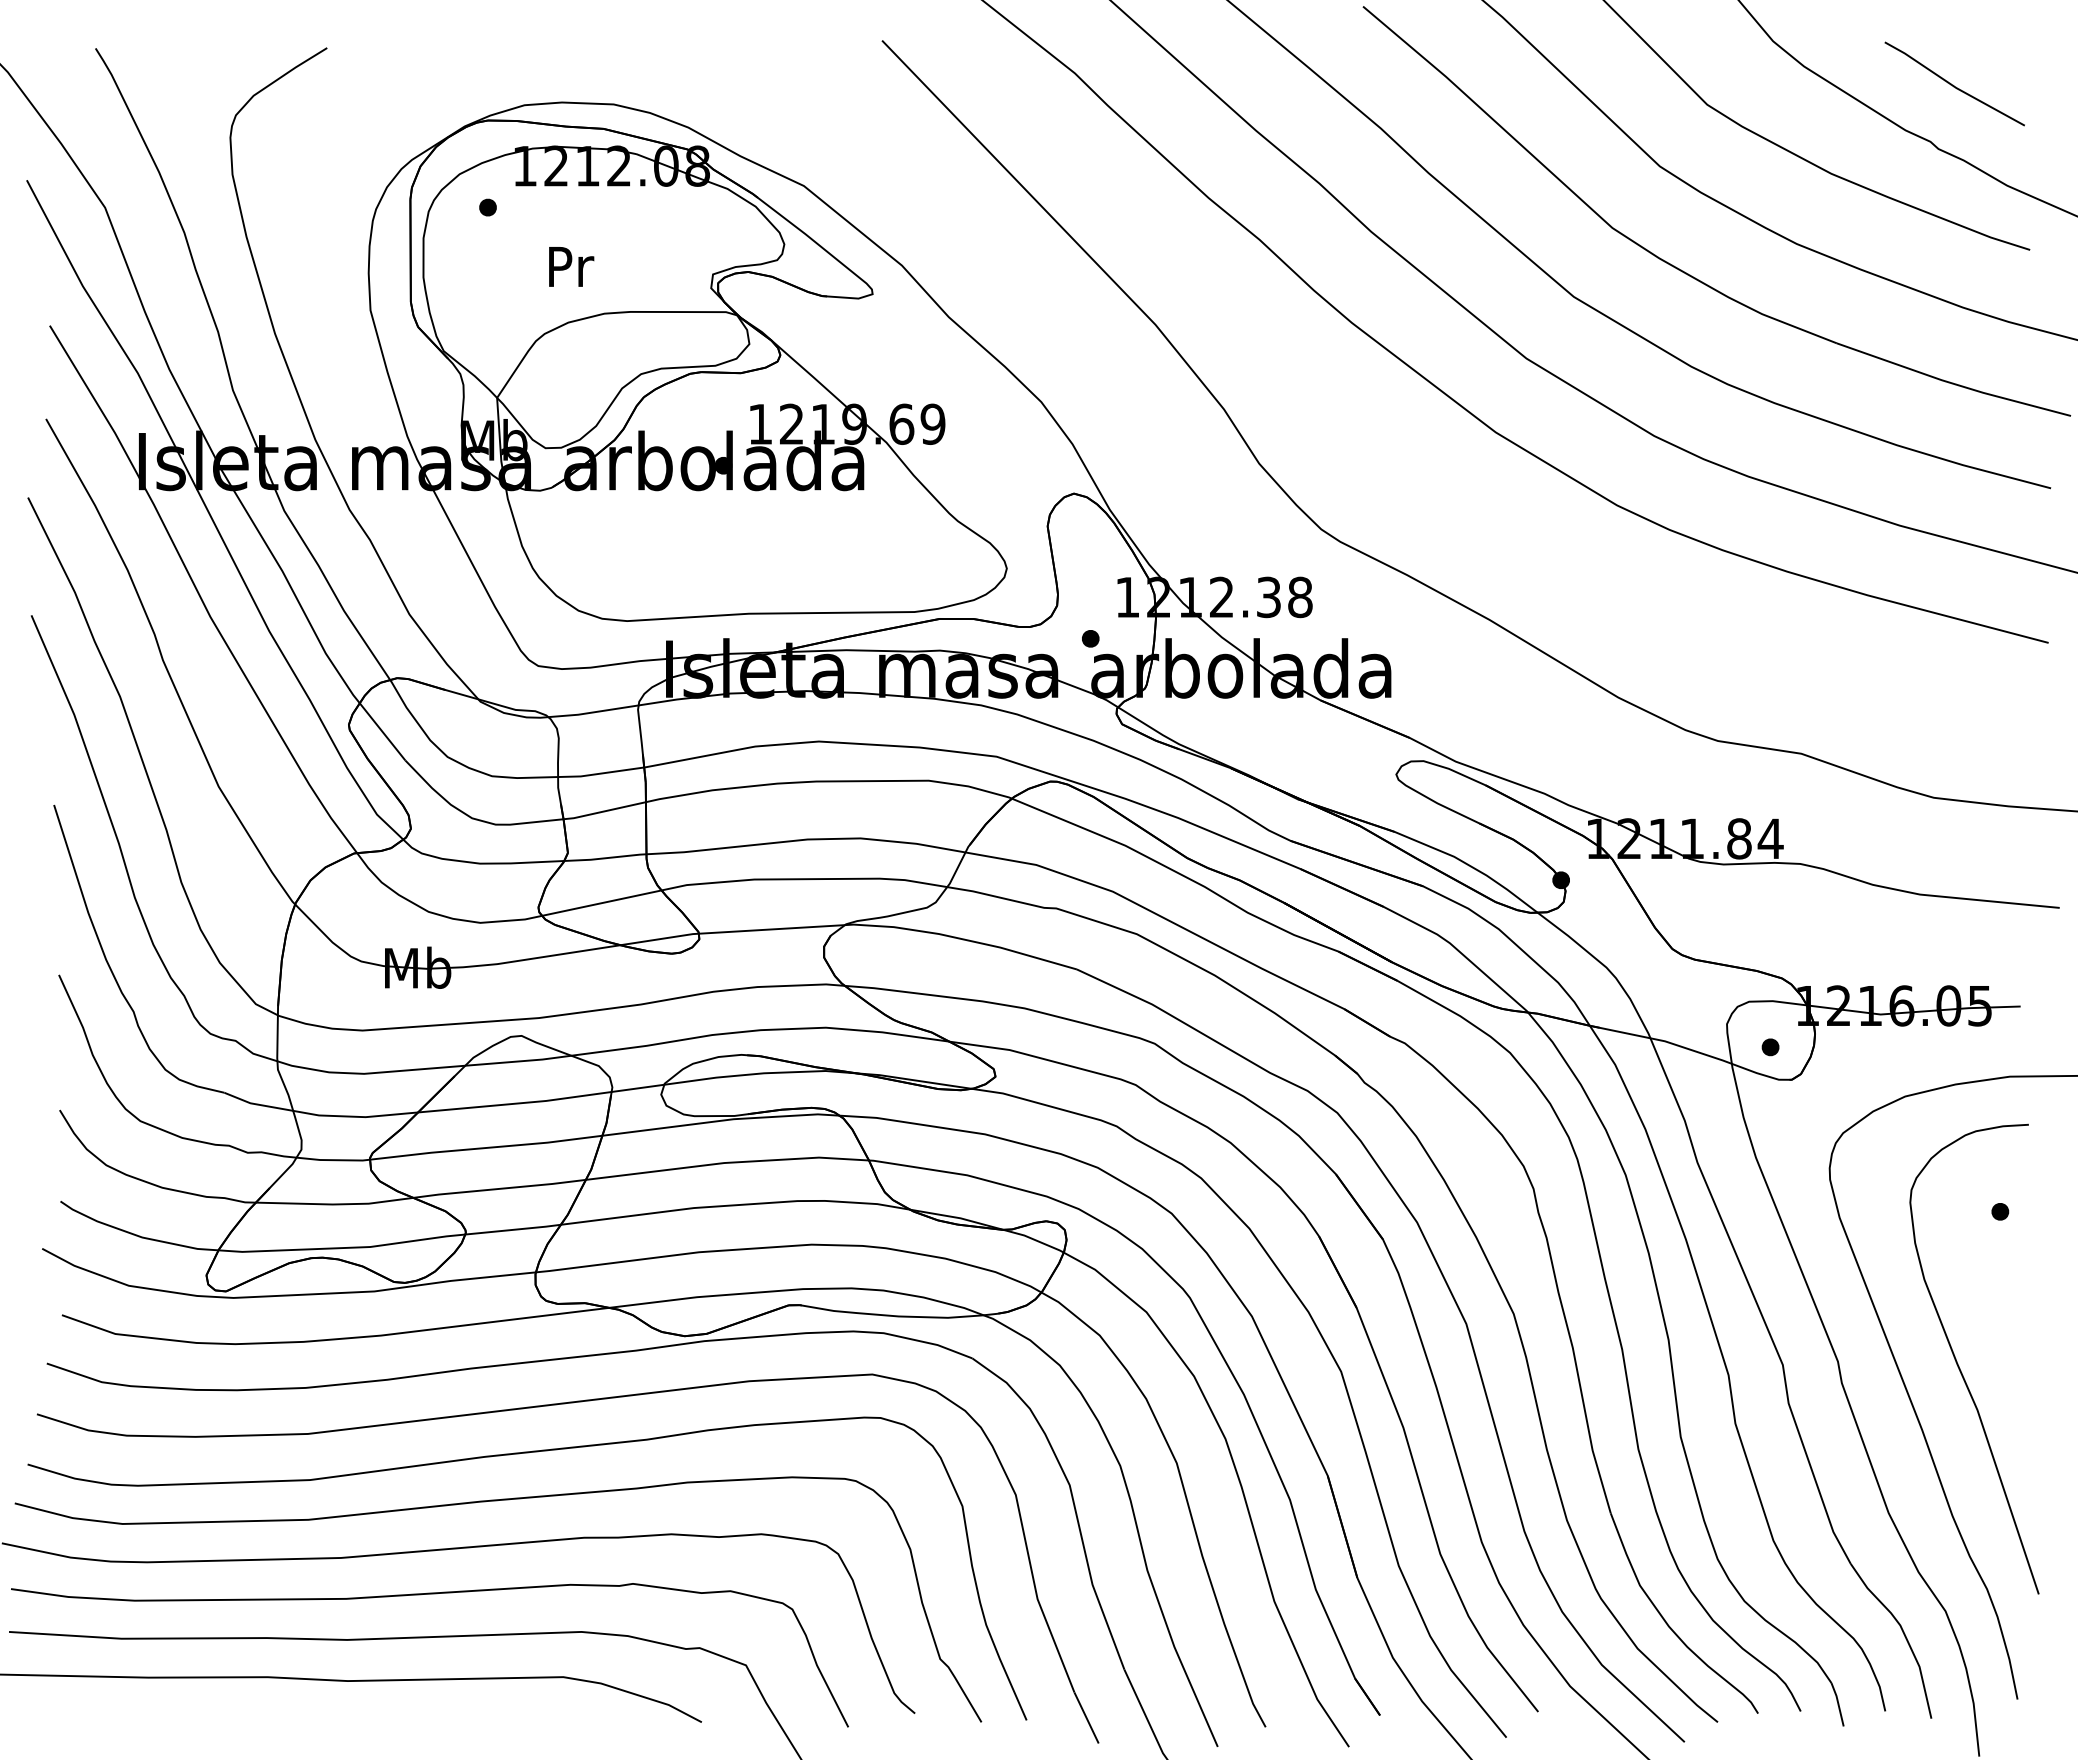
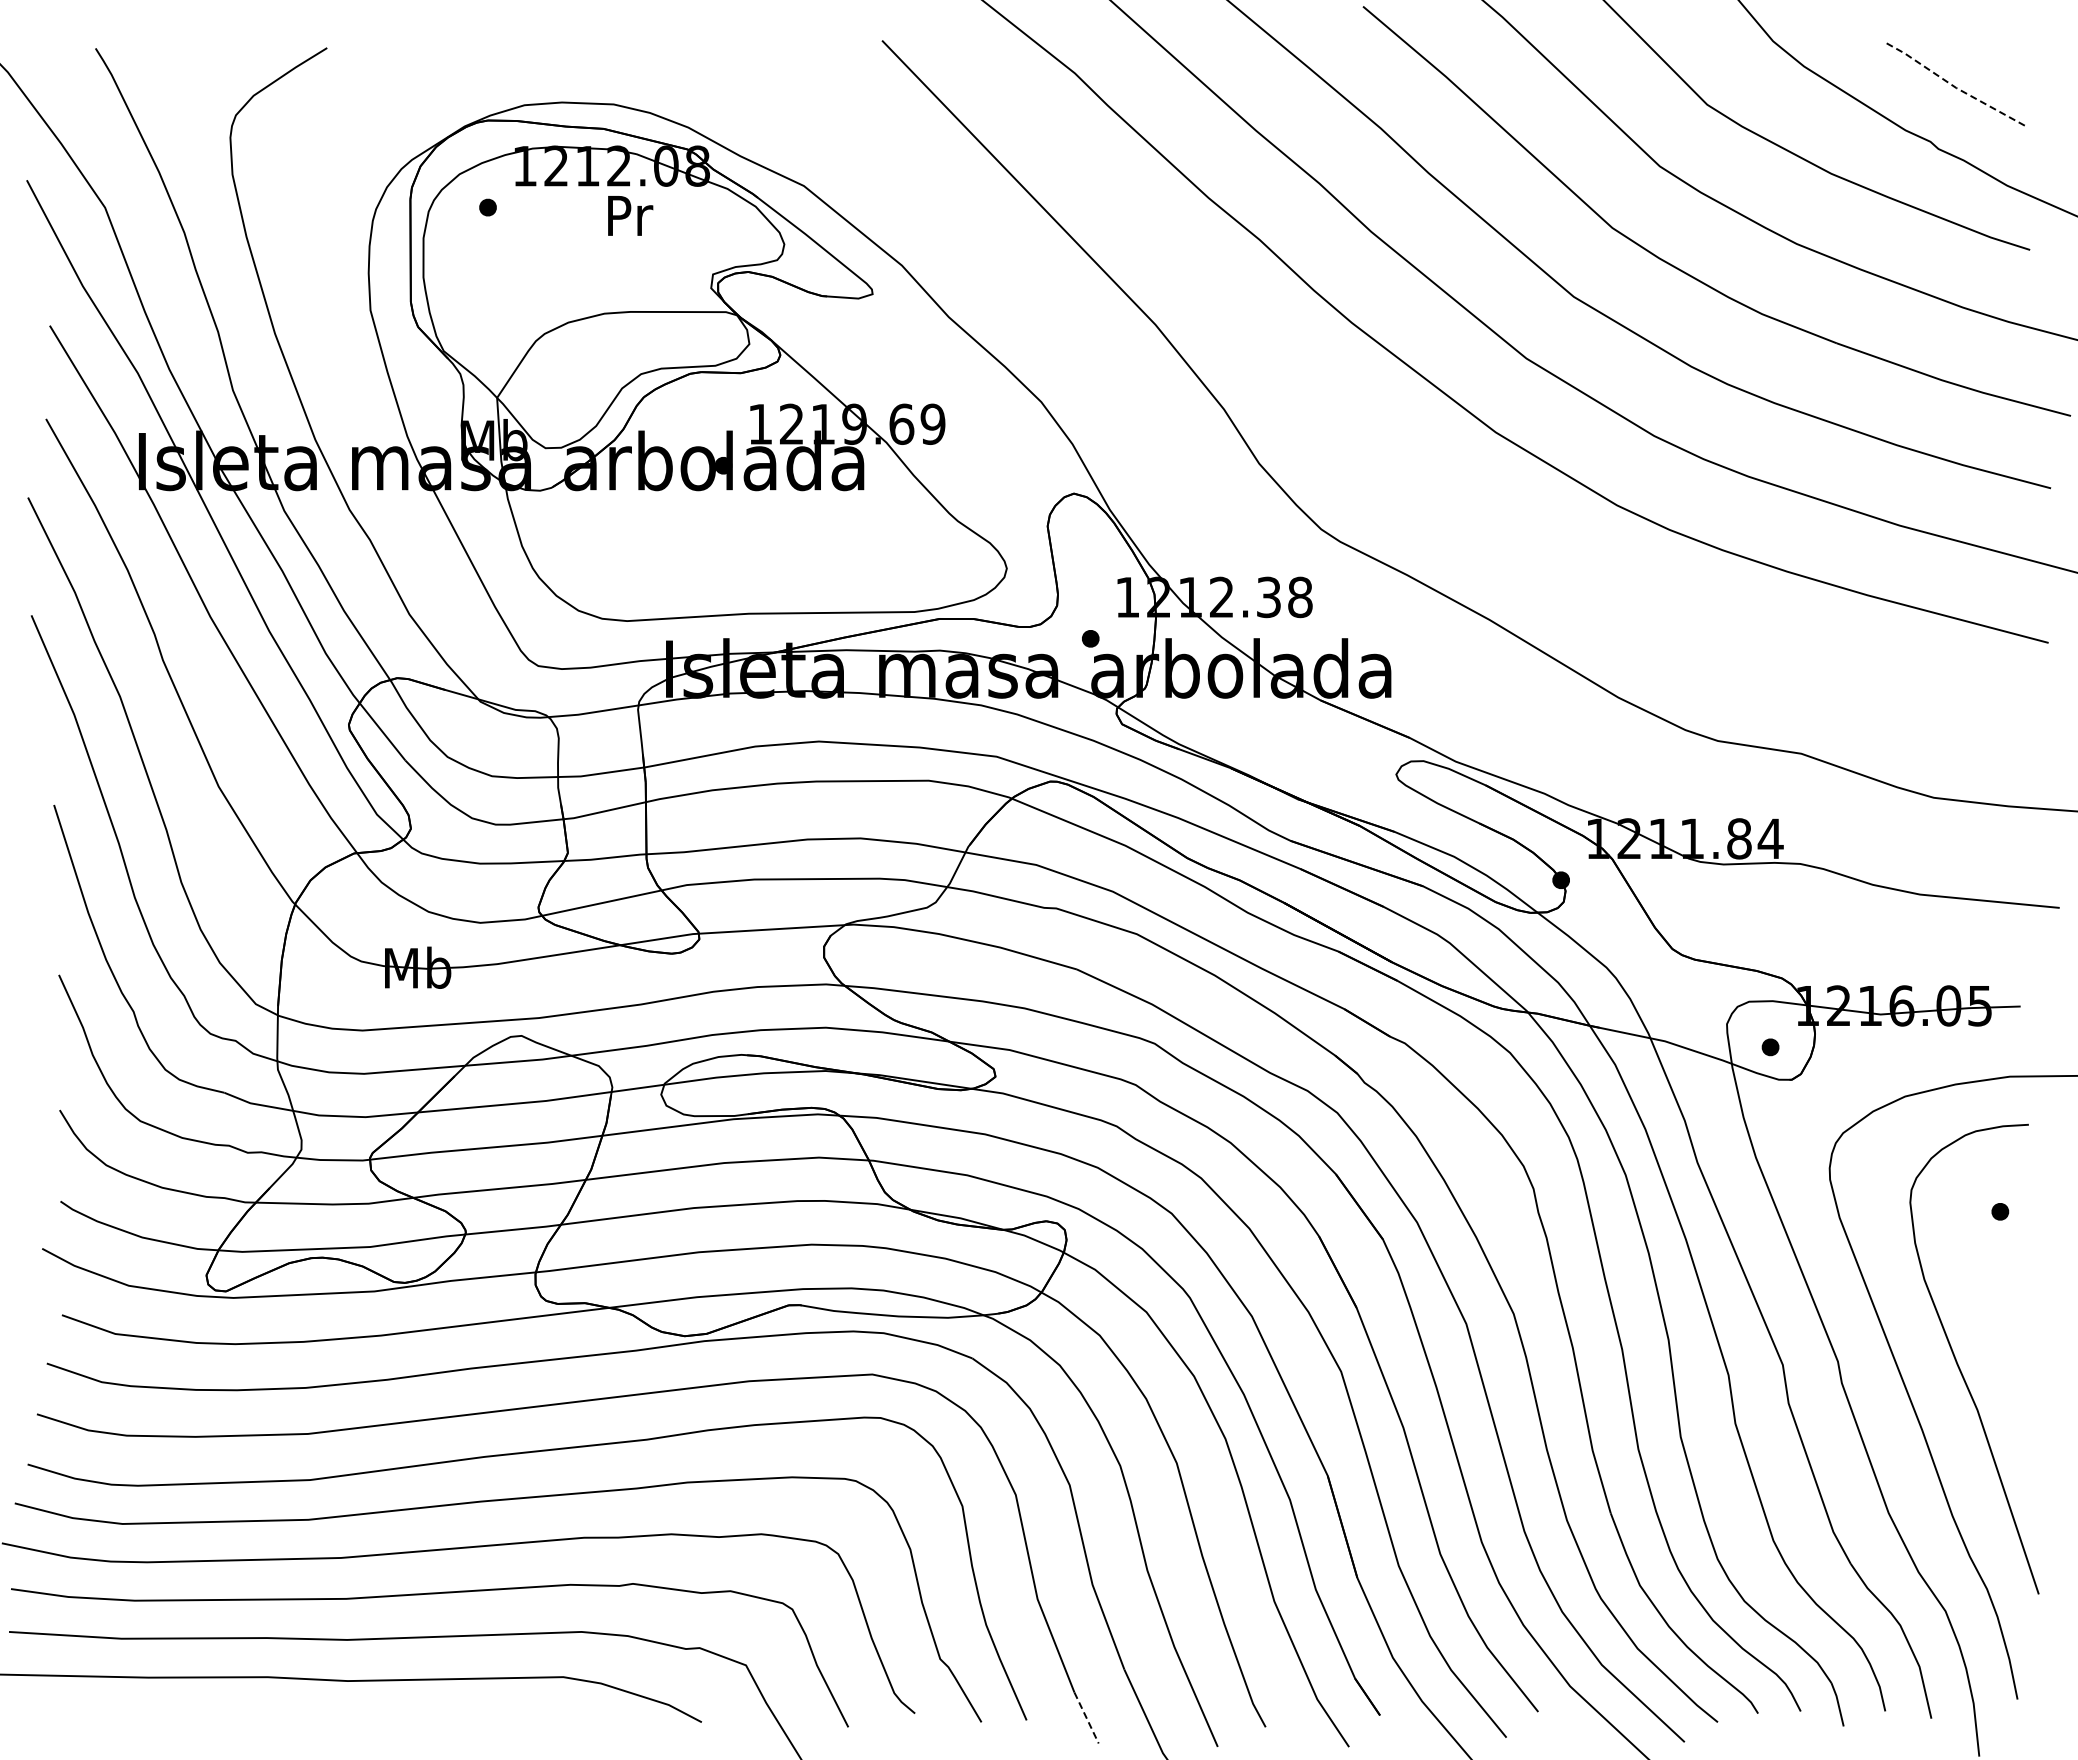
line: solid -> dashed (1953, 85)
text position: (571, 266) -> (630, 215) (630, 215)
line: solid -> dashed (1086, 1718)
